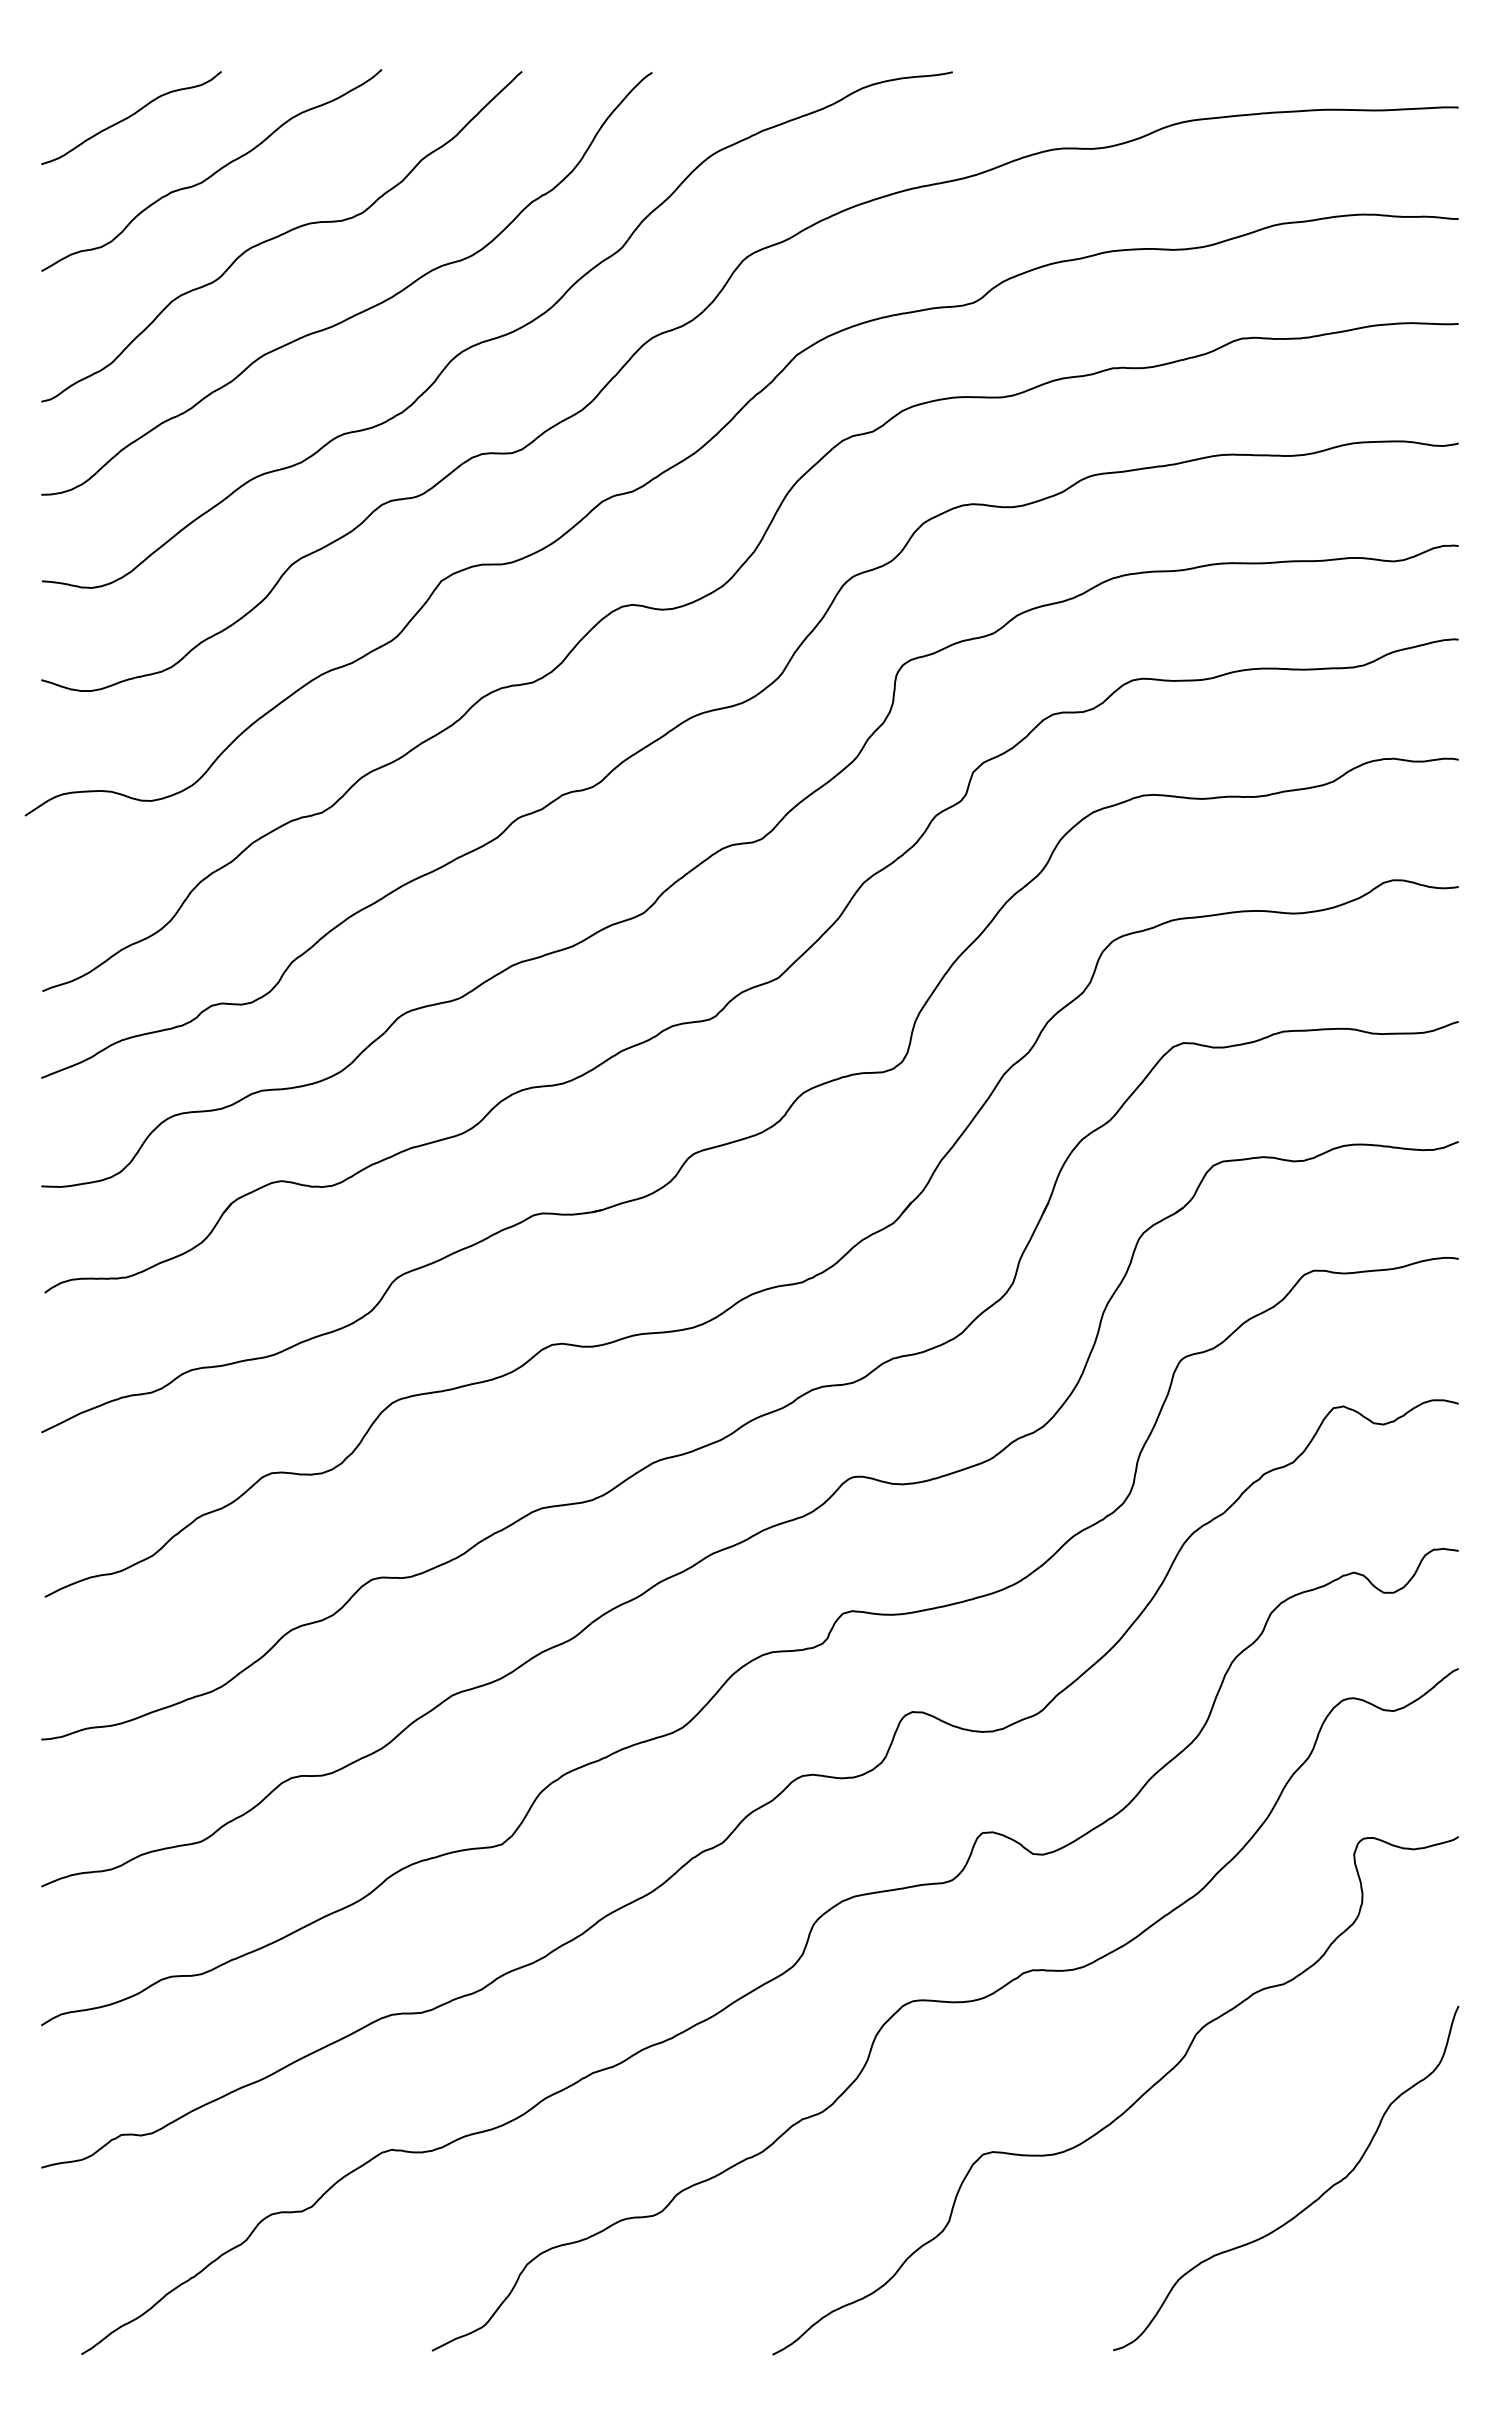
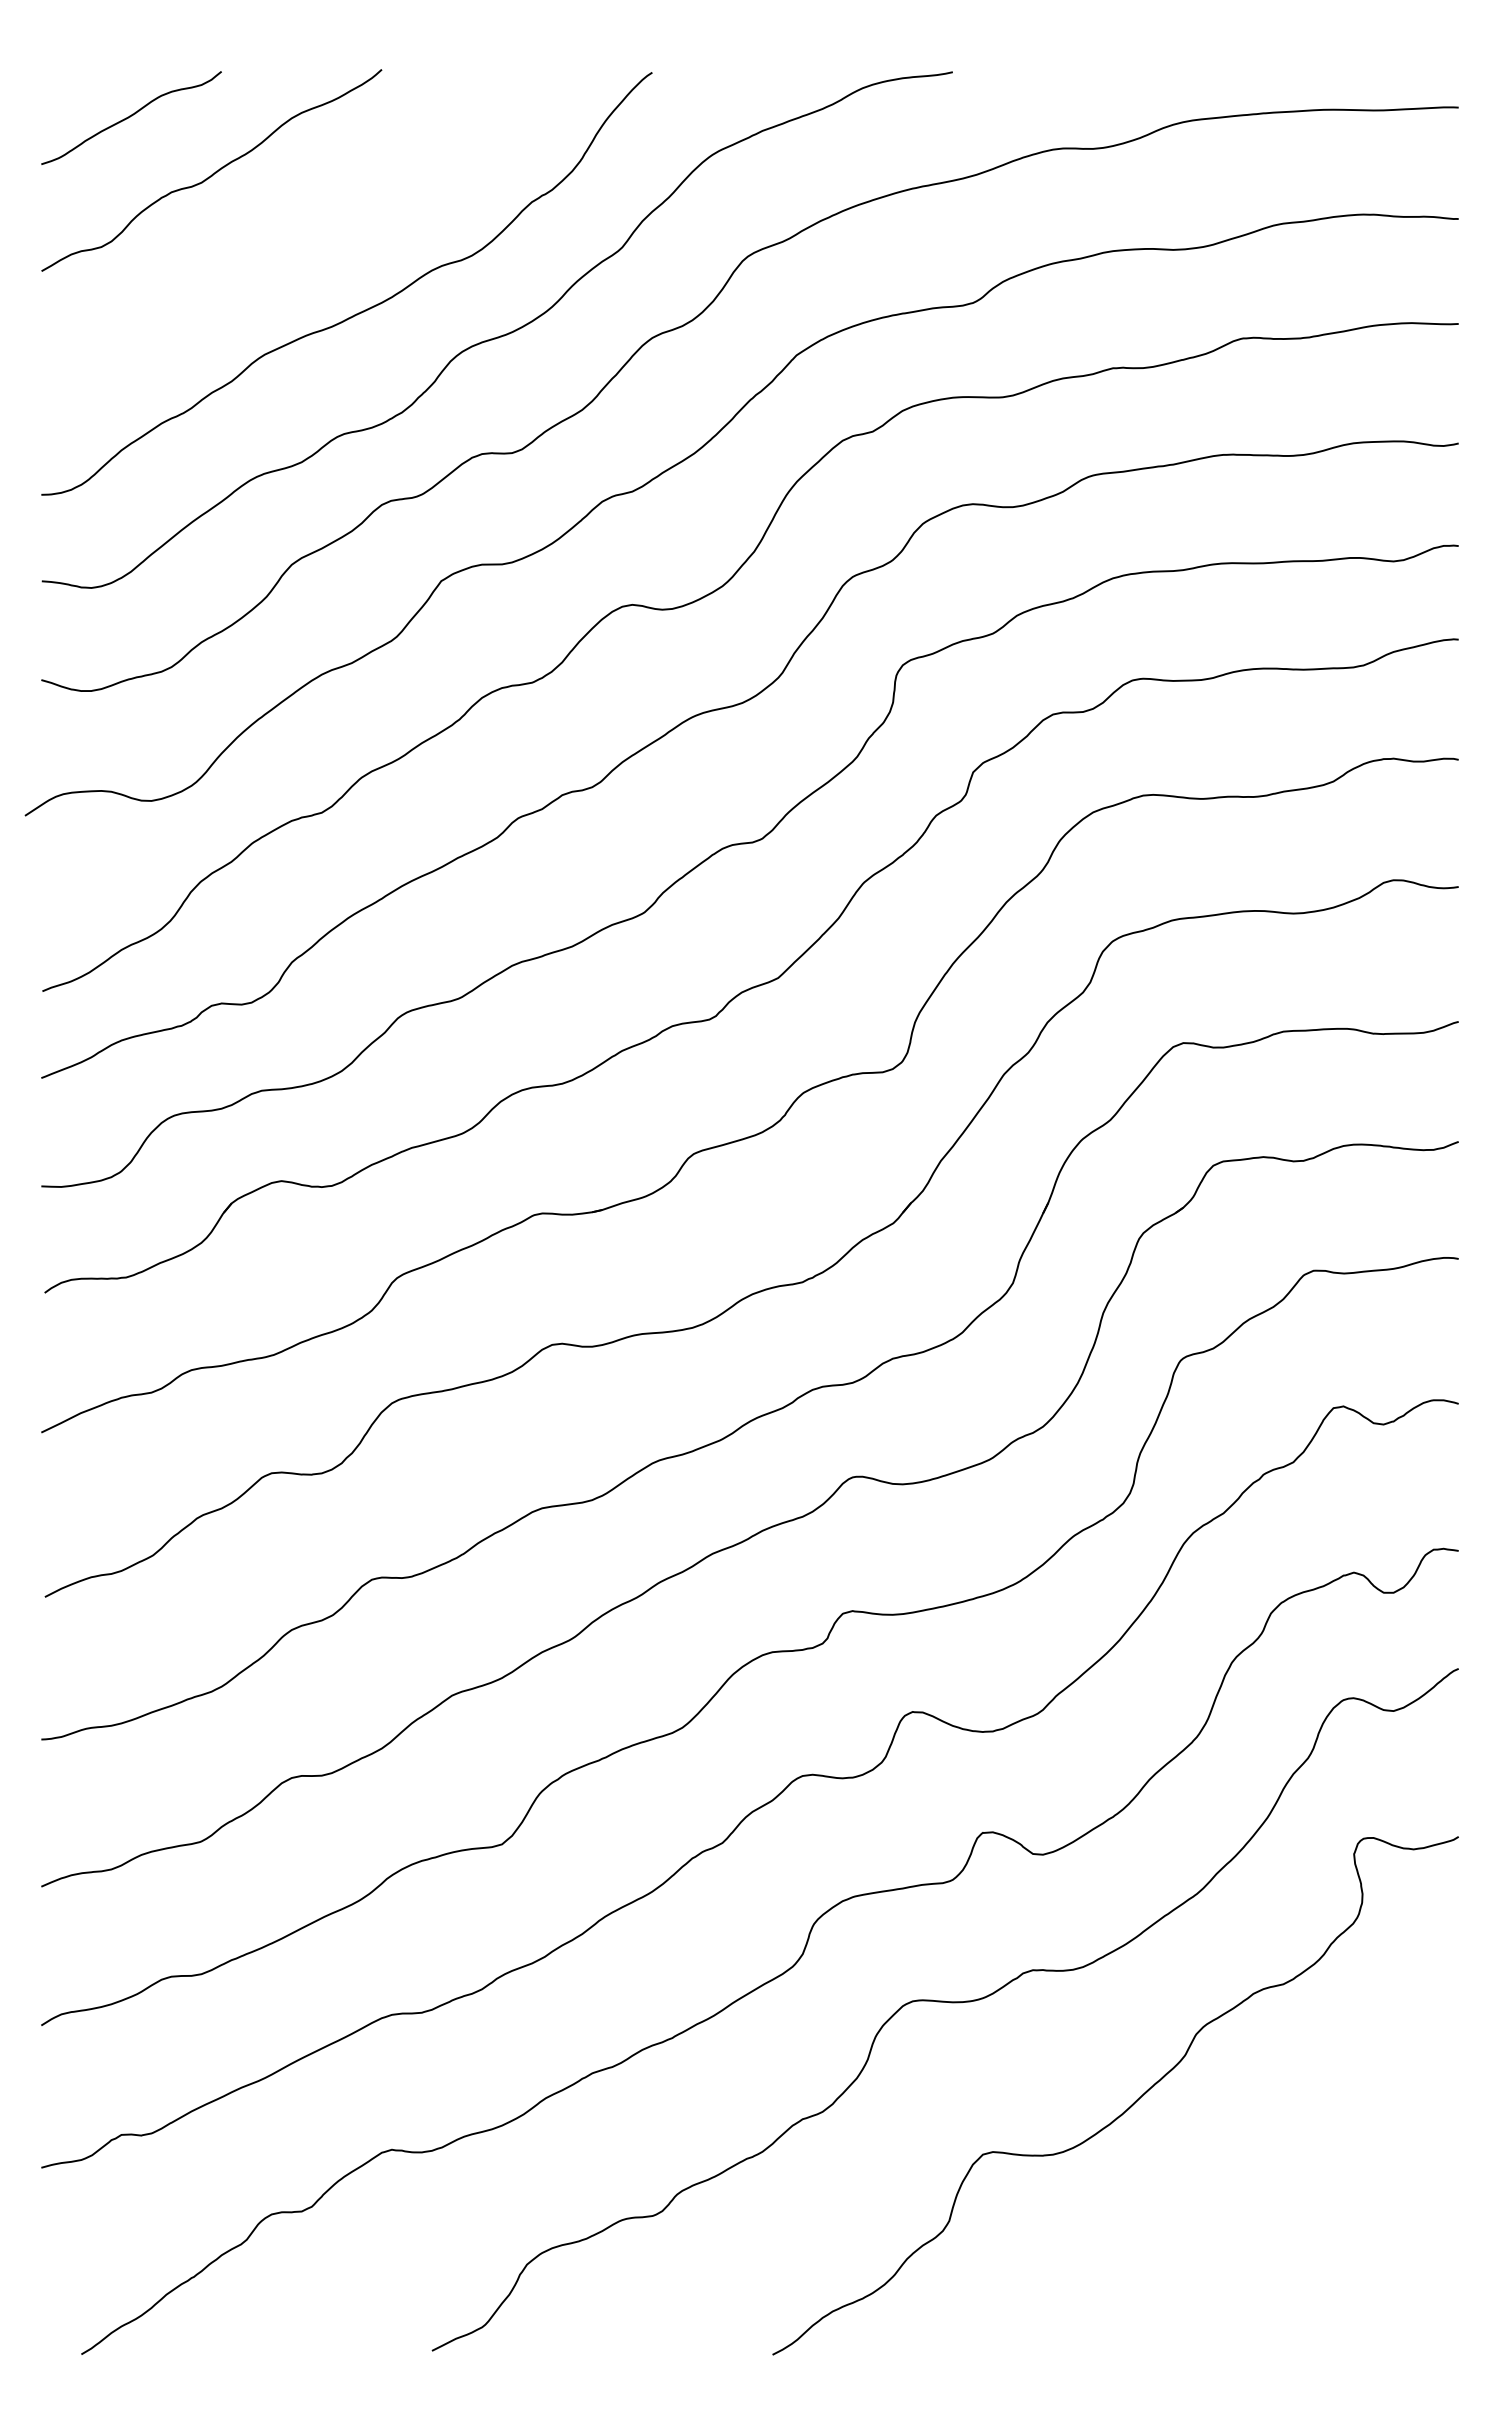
curve: present -> none (281, 235)
curve: present -> none (1306, 2206)
